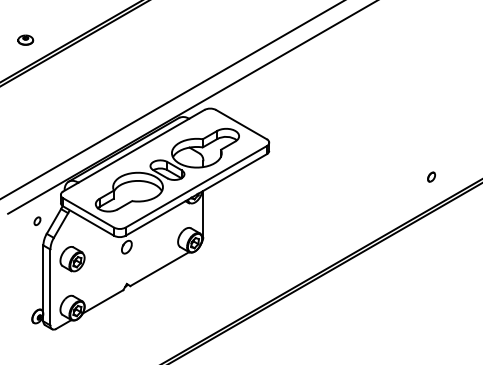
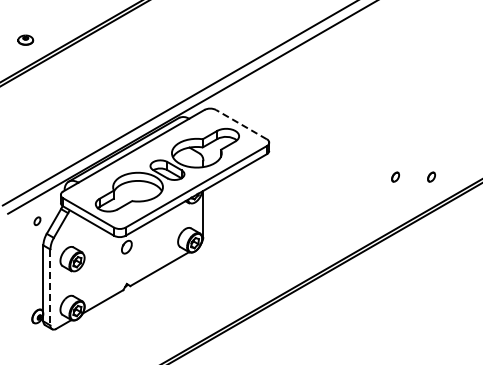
line position: (172, 100) -> (178, 103) (178, 103)
line: solid -> dashed (241, 124)
part: none -> present (395, 176)
line: solid -> dashed (50, 287)
